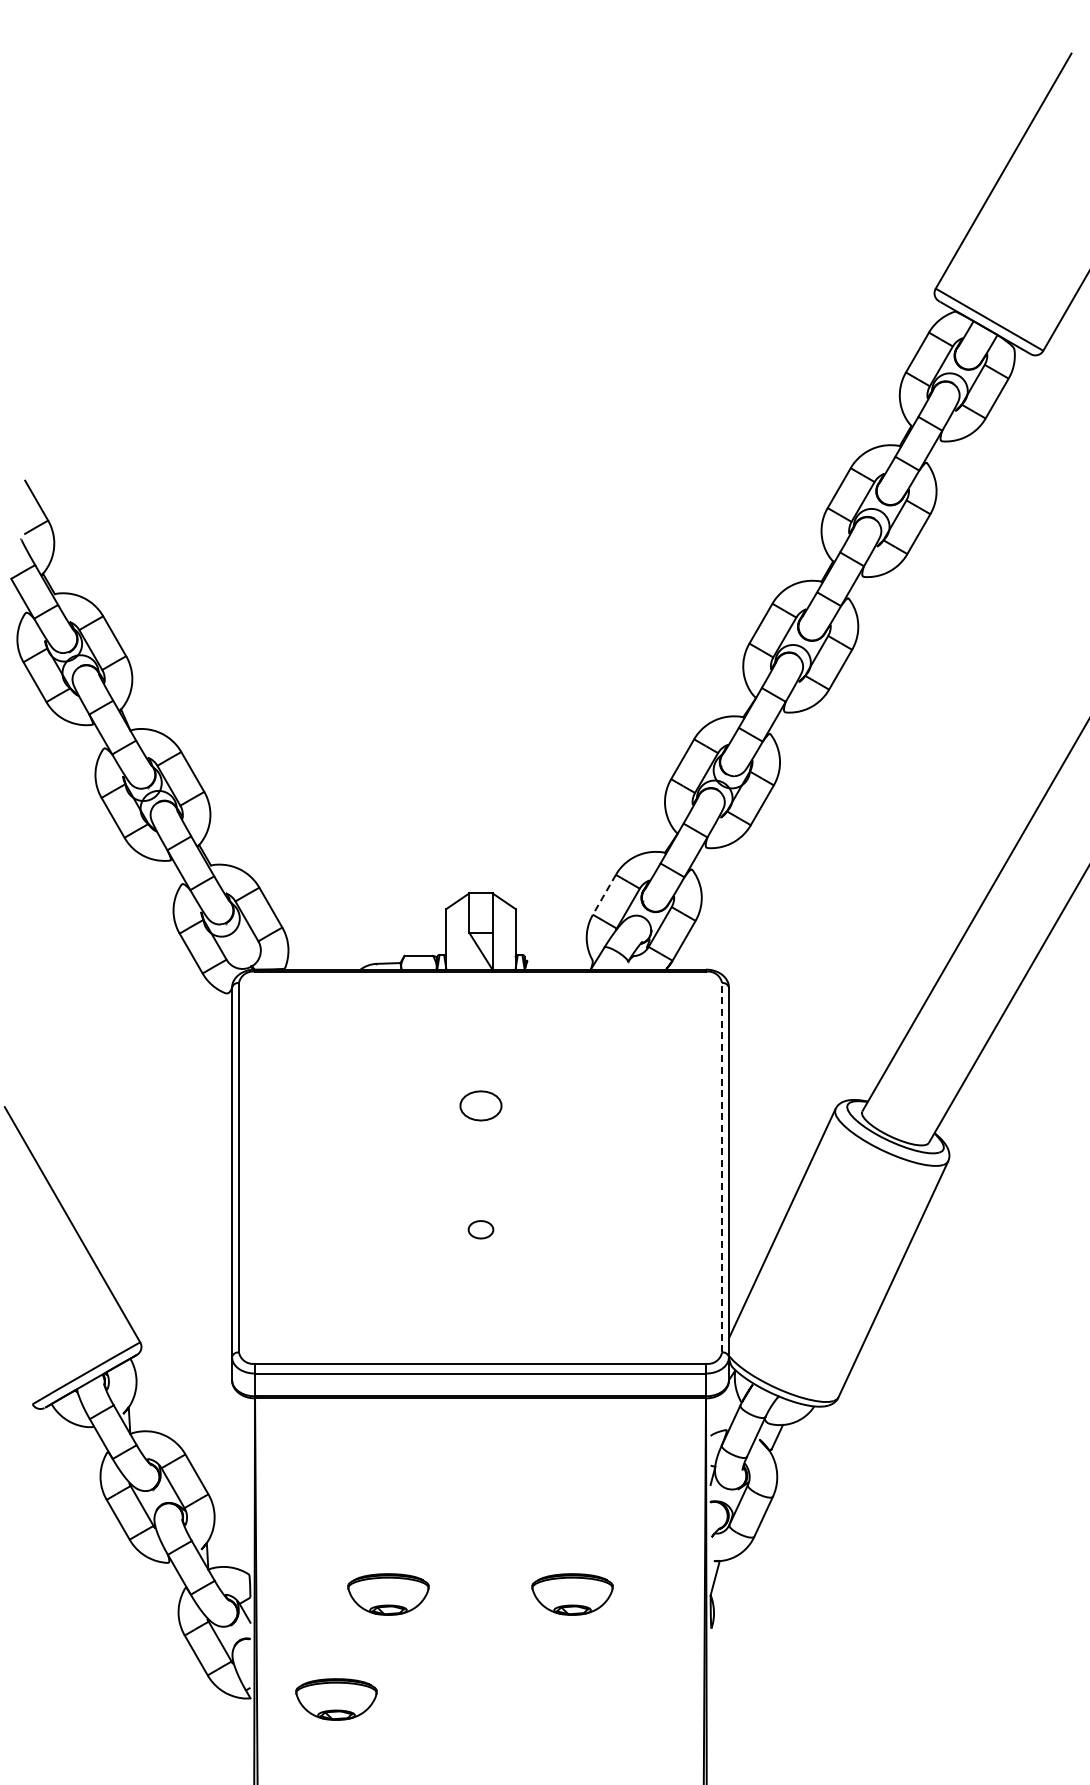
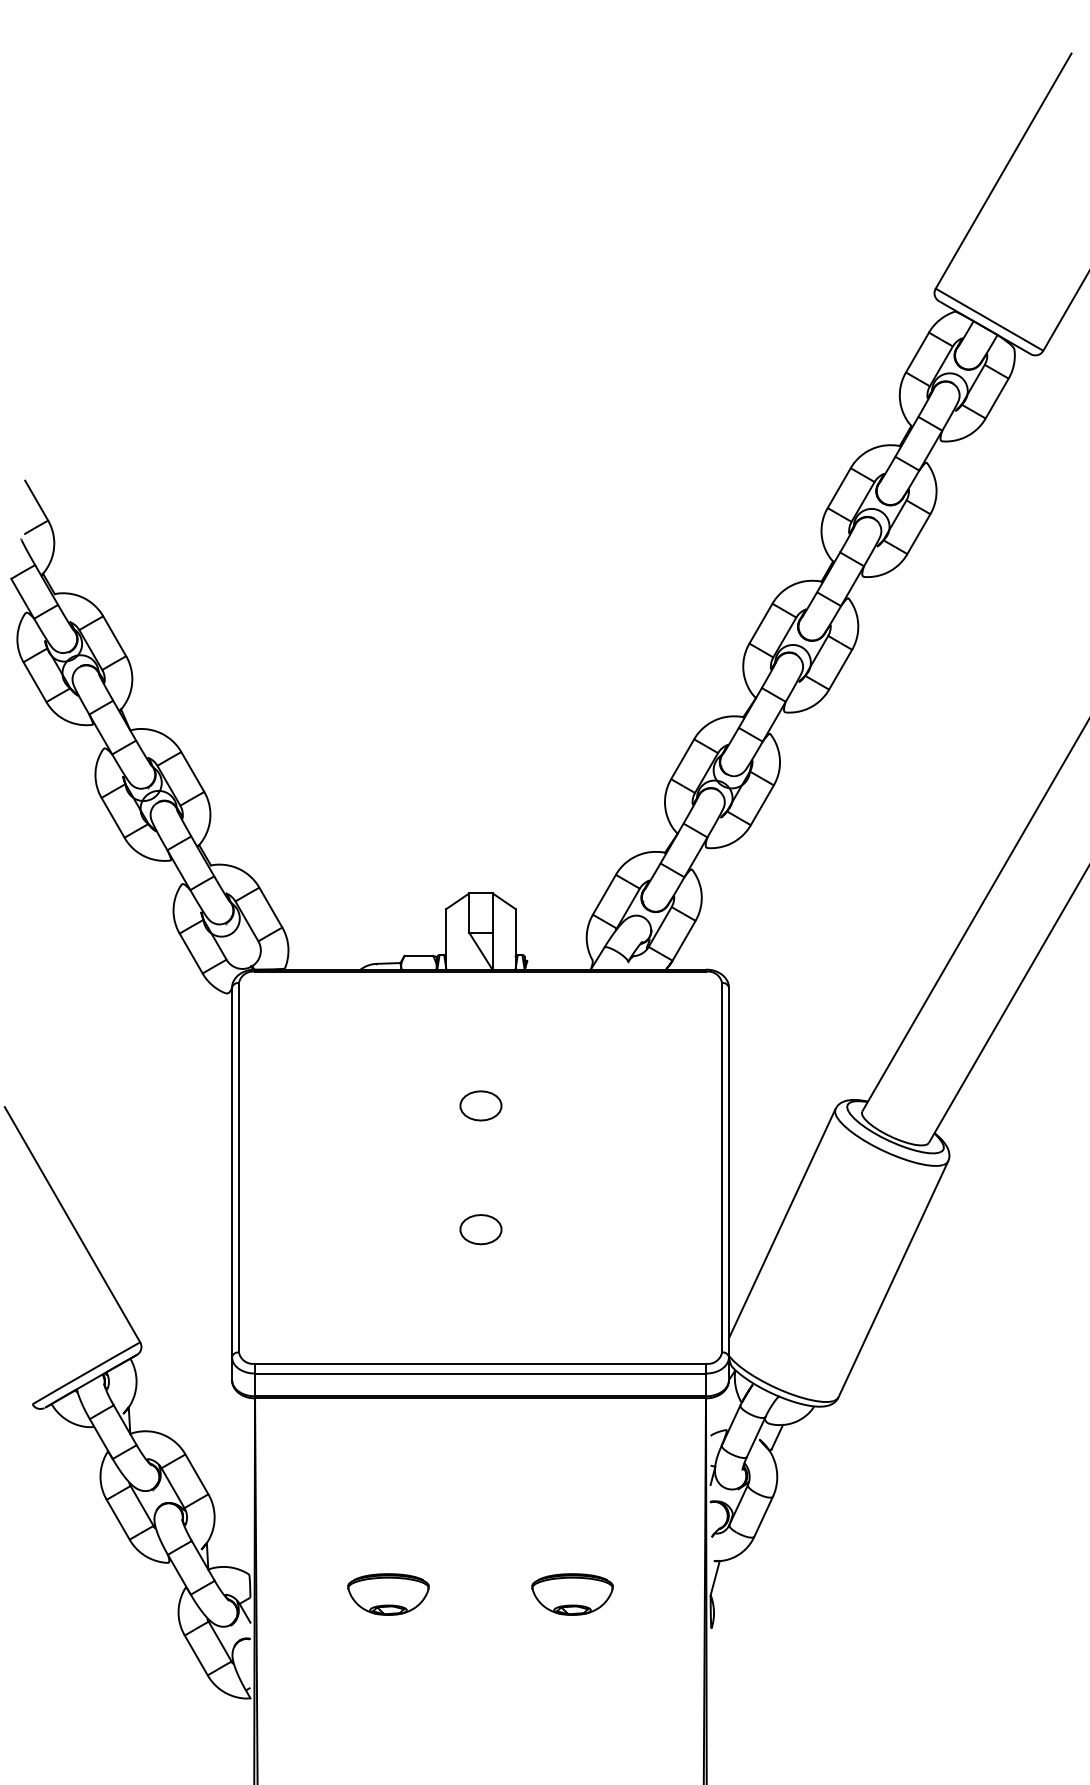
line: dashed -> solid (604, 895)
line: dashed -> solid (722, 1167)
part size: 28x20 px -> 44x32 px (480, 1229)
part: present -> none (336, 1699)
